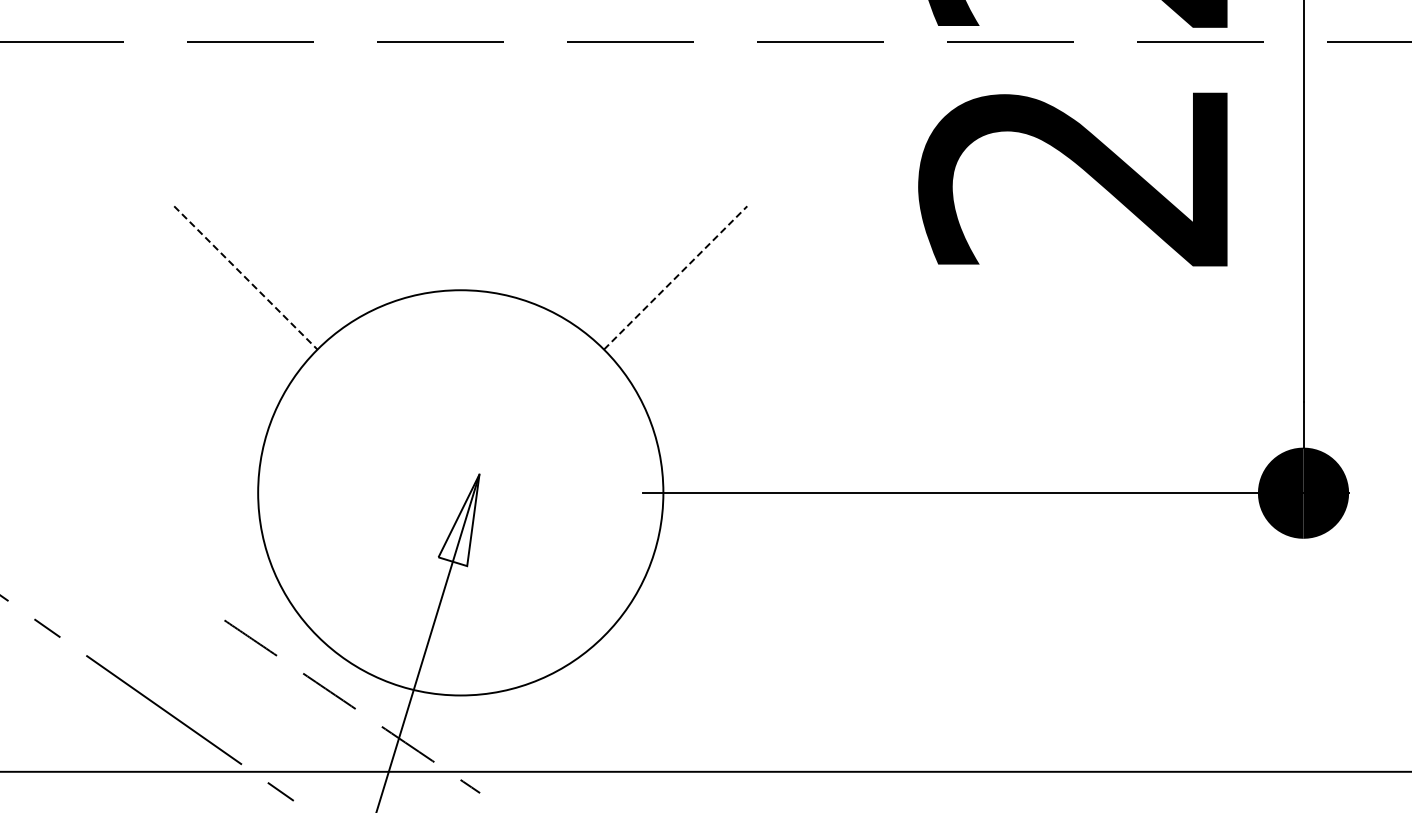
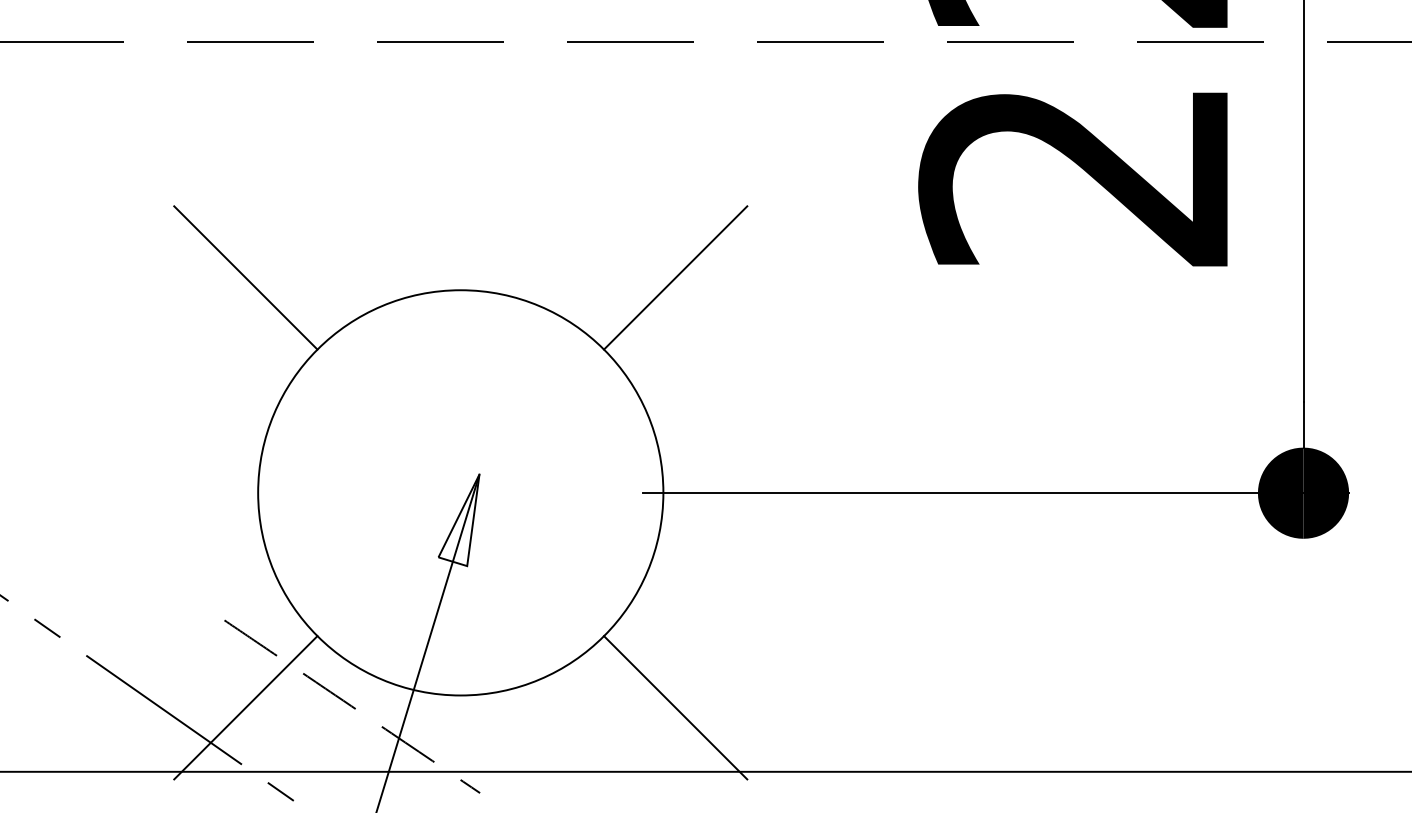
line: dashed -> solid (676, 277)
line: dashed -> solid (246, 278)
line: none -> present (245, 707)
line: none -> present (675, 707)
